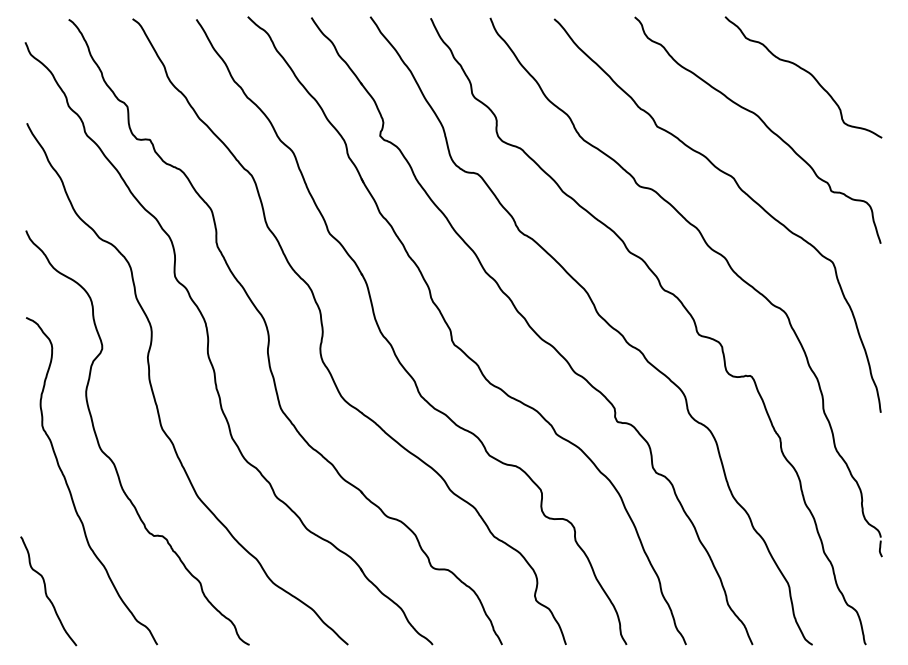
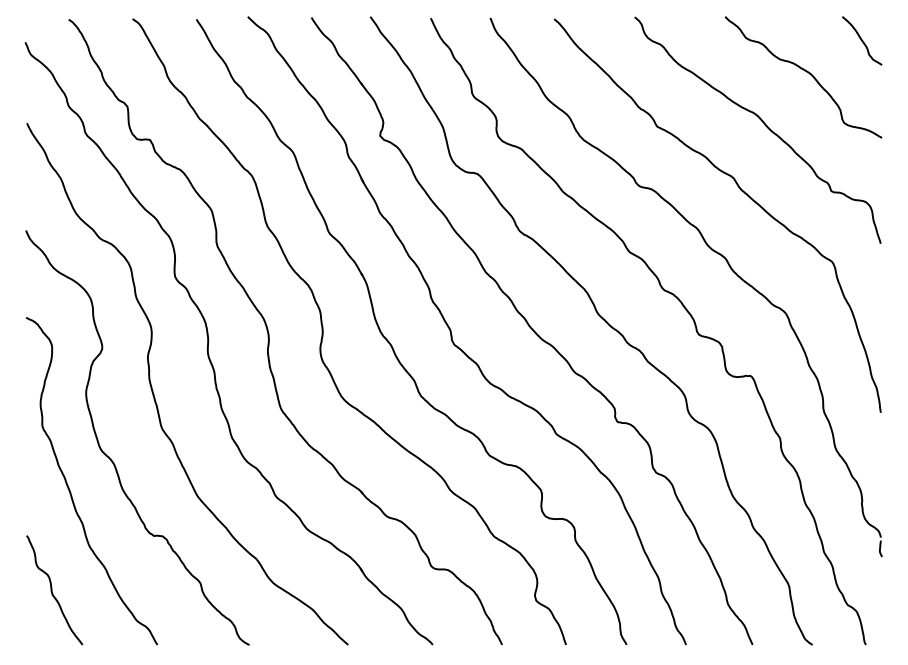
curve: none -> present (862, 40)
curve position: (46, 591) -> (52, 590) (52, 590)
